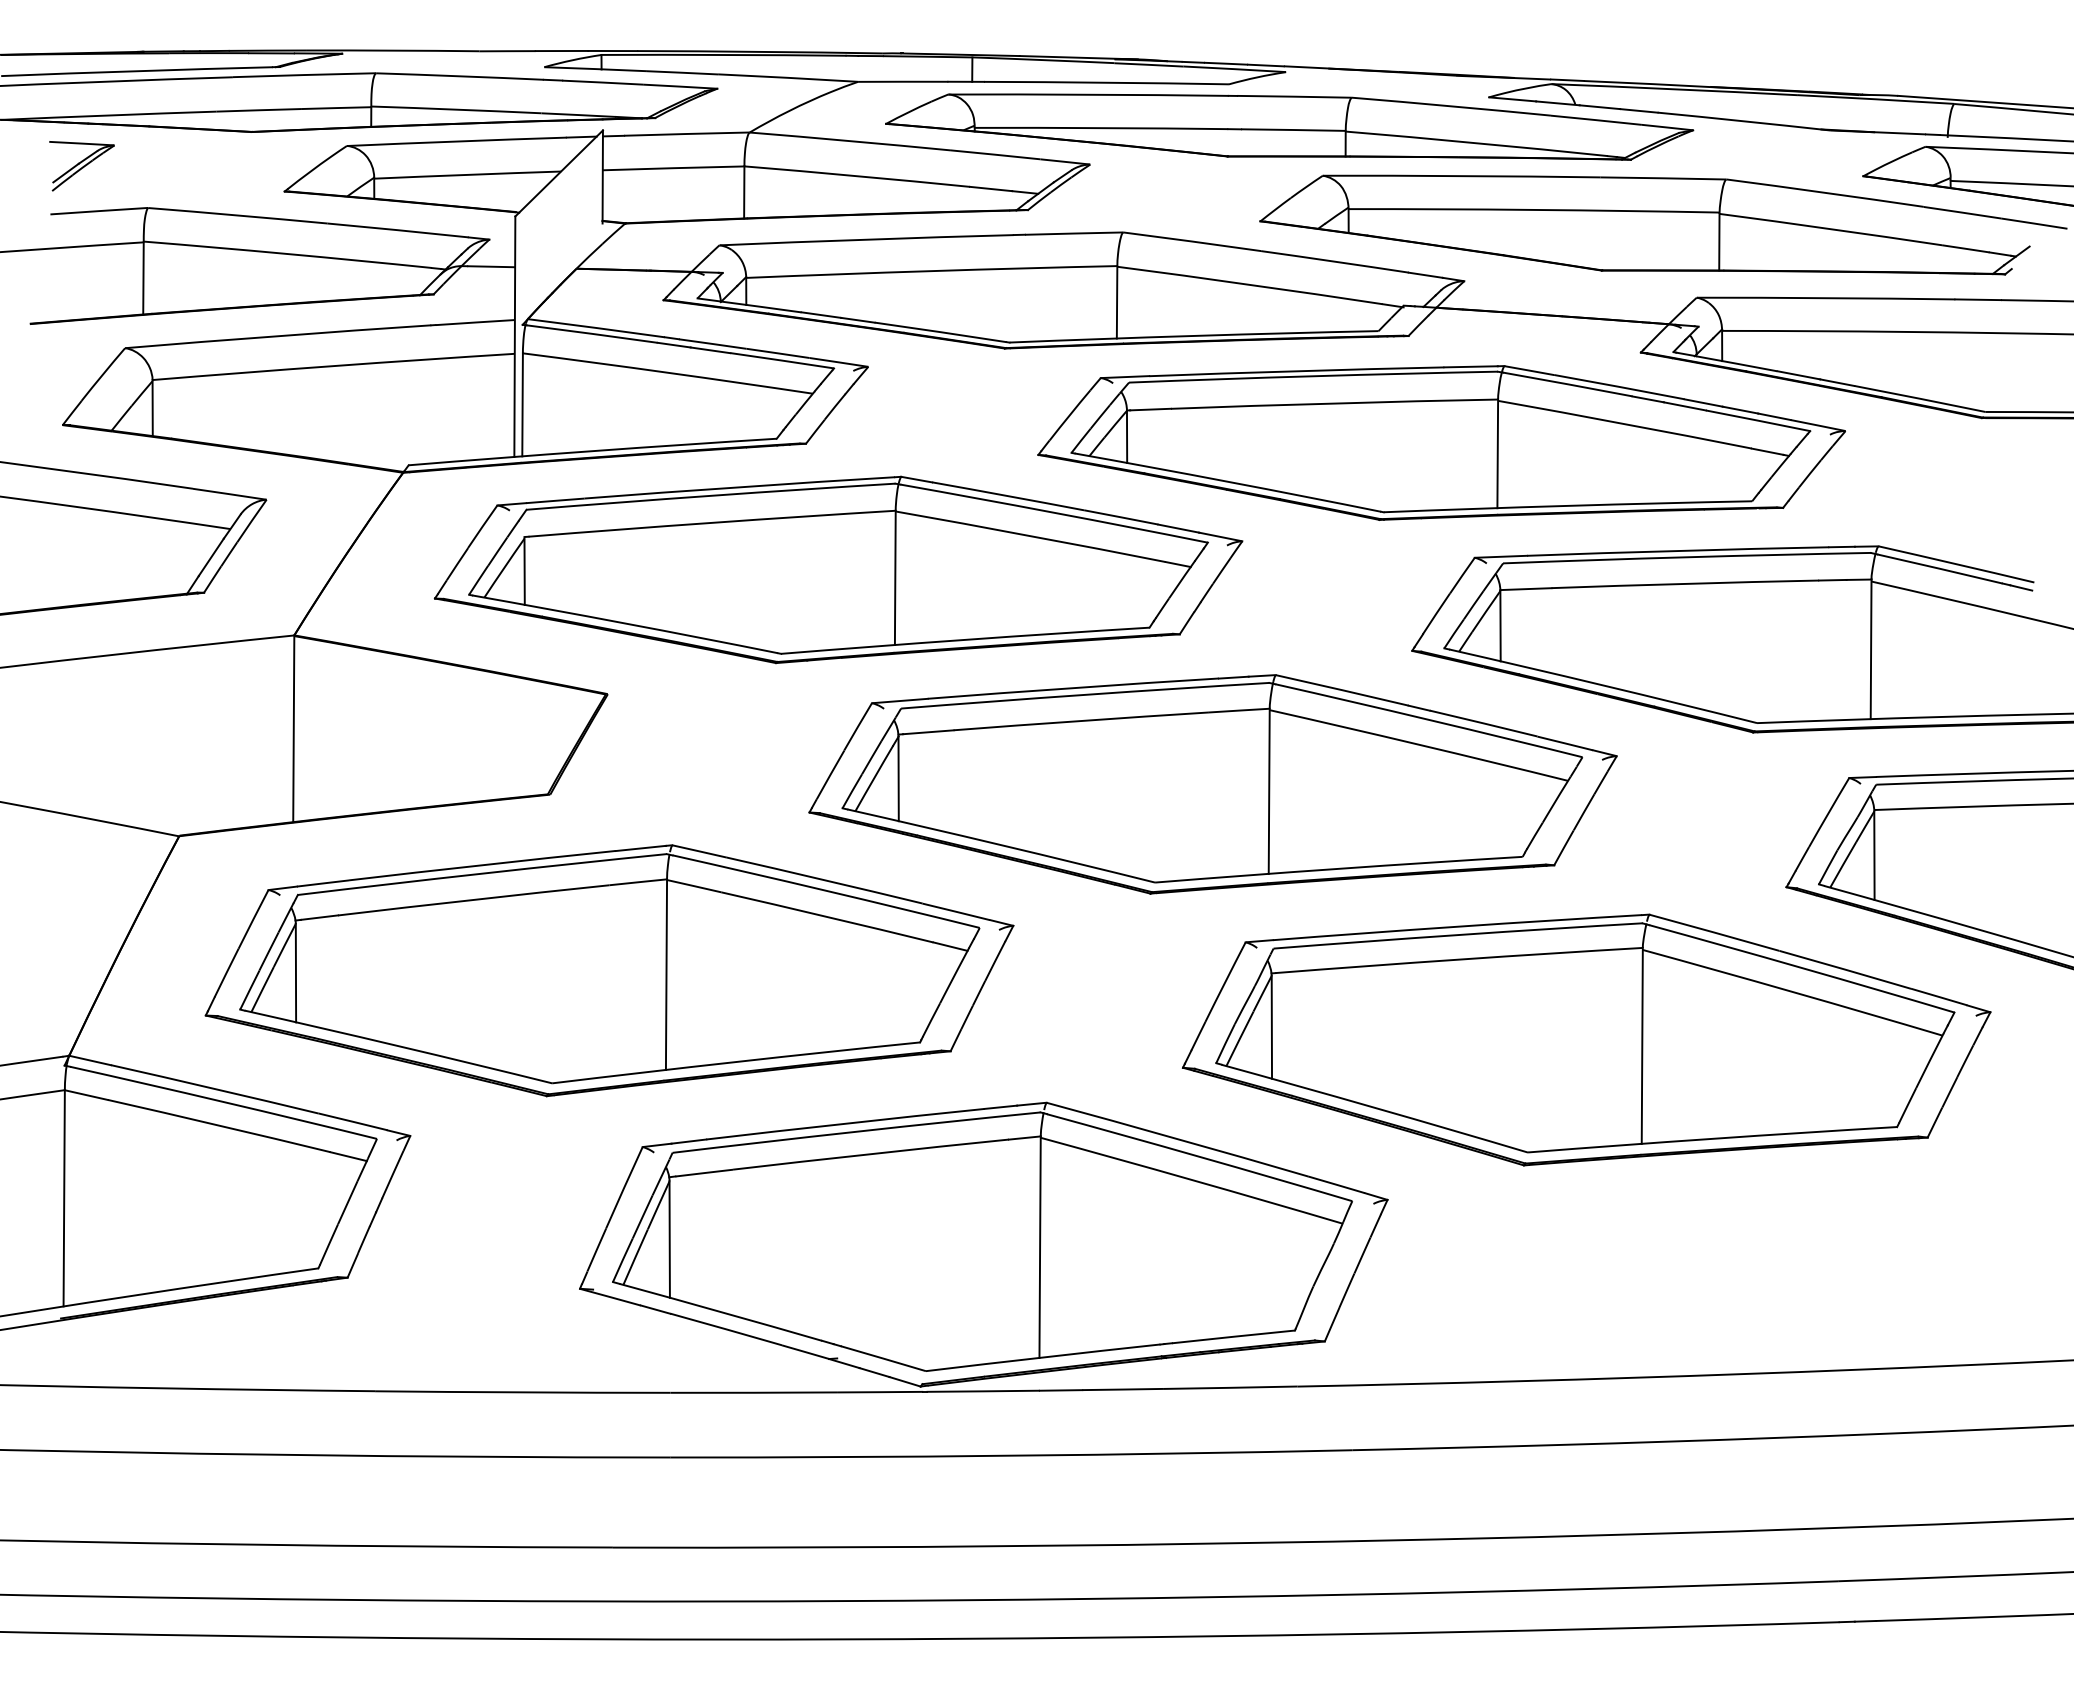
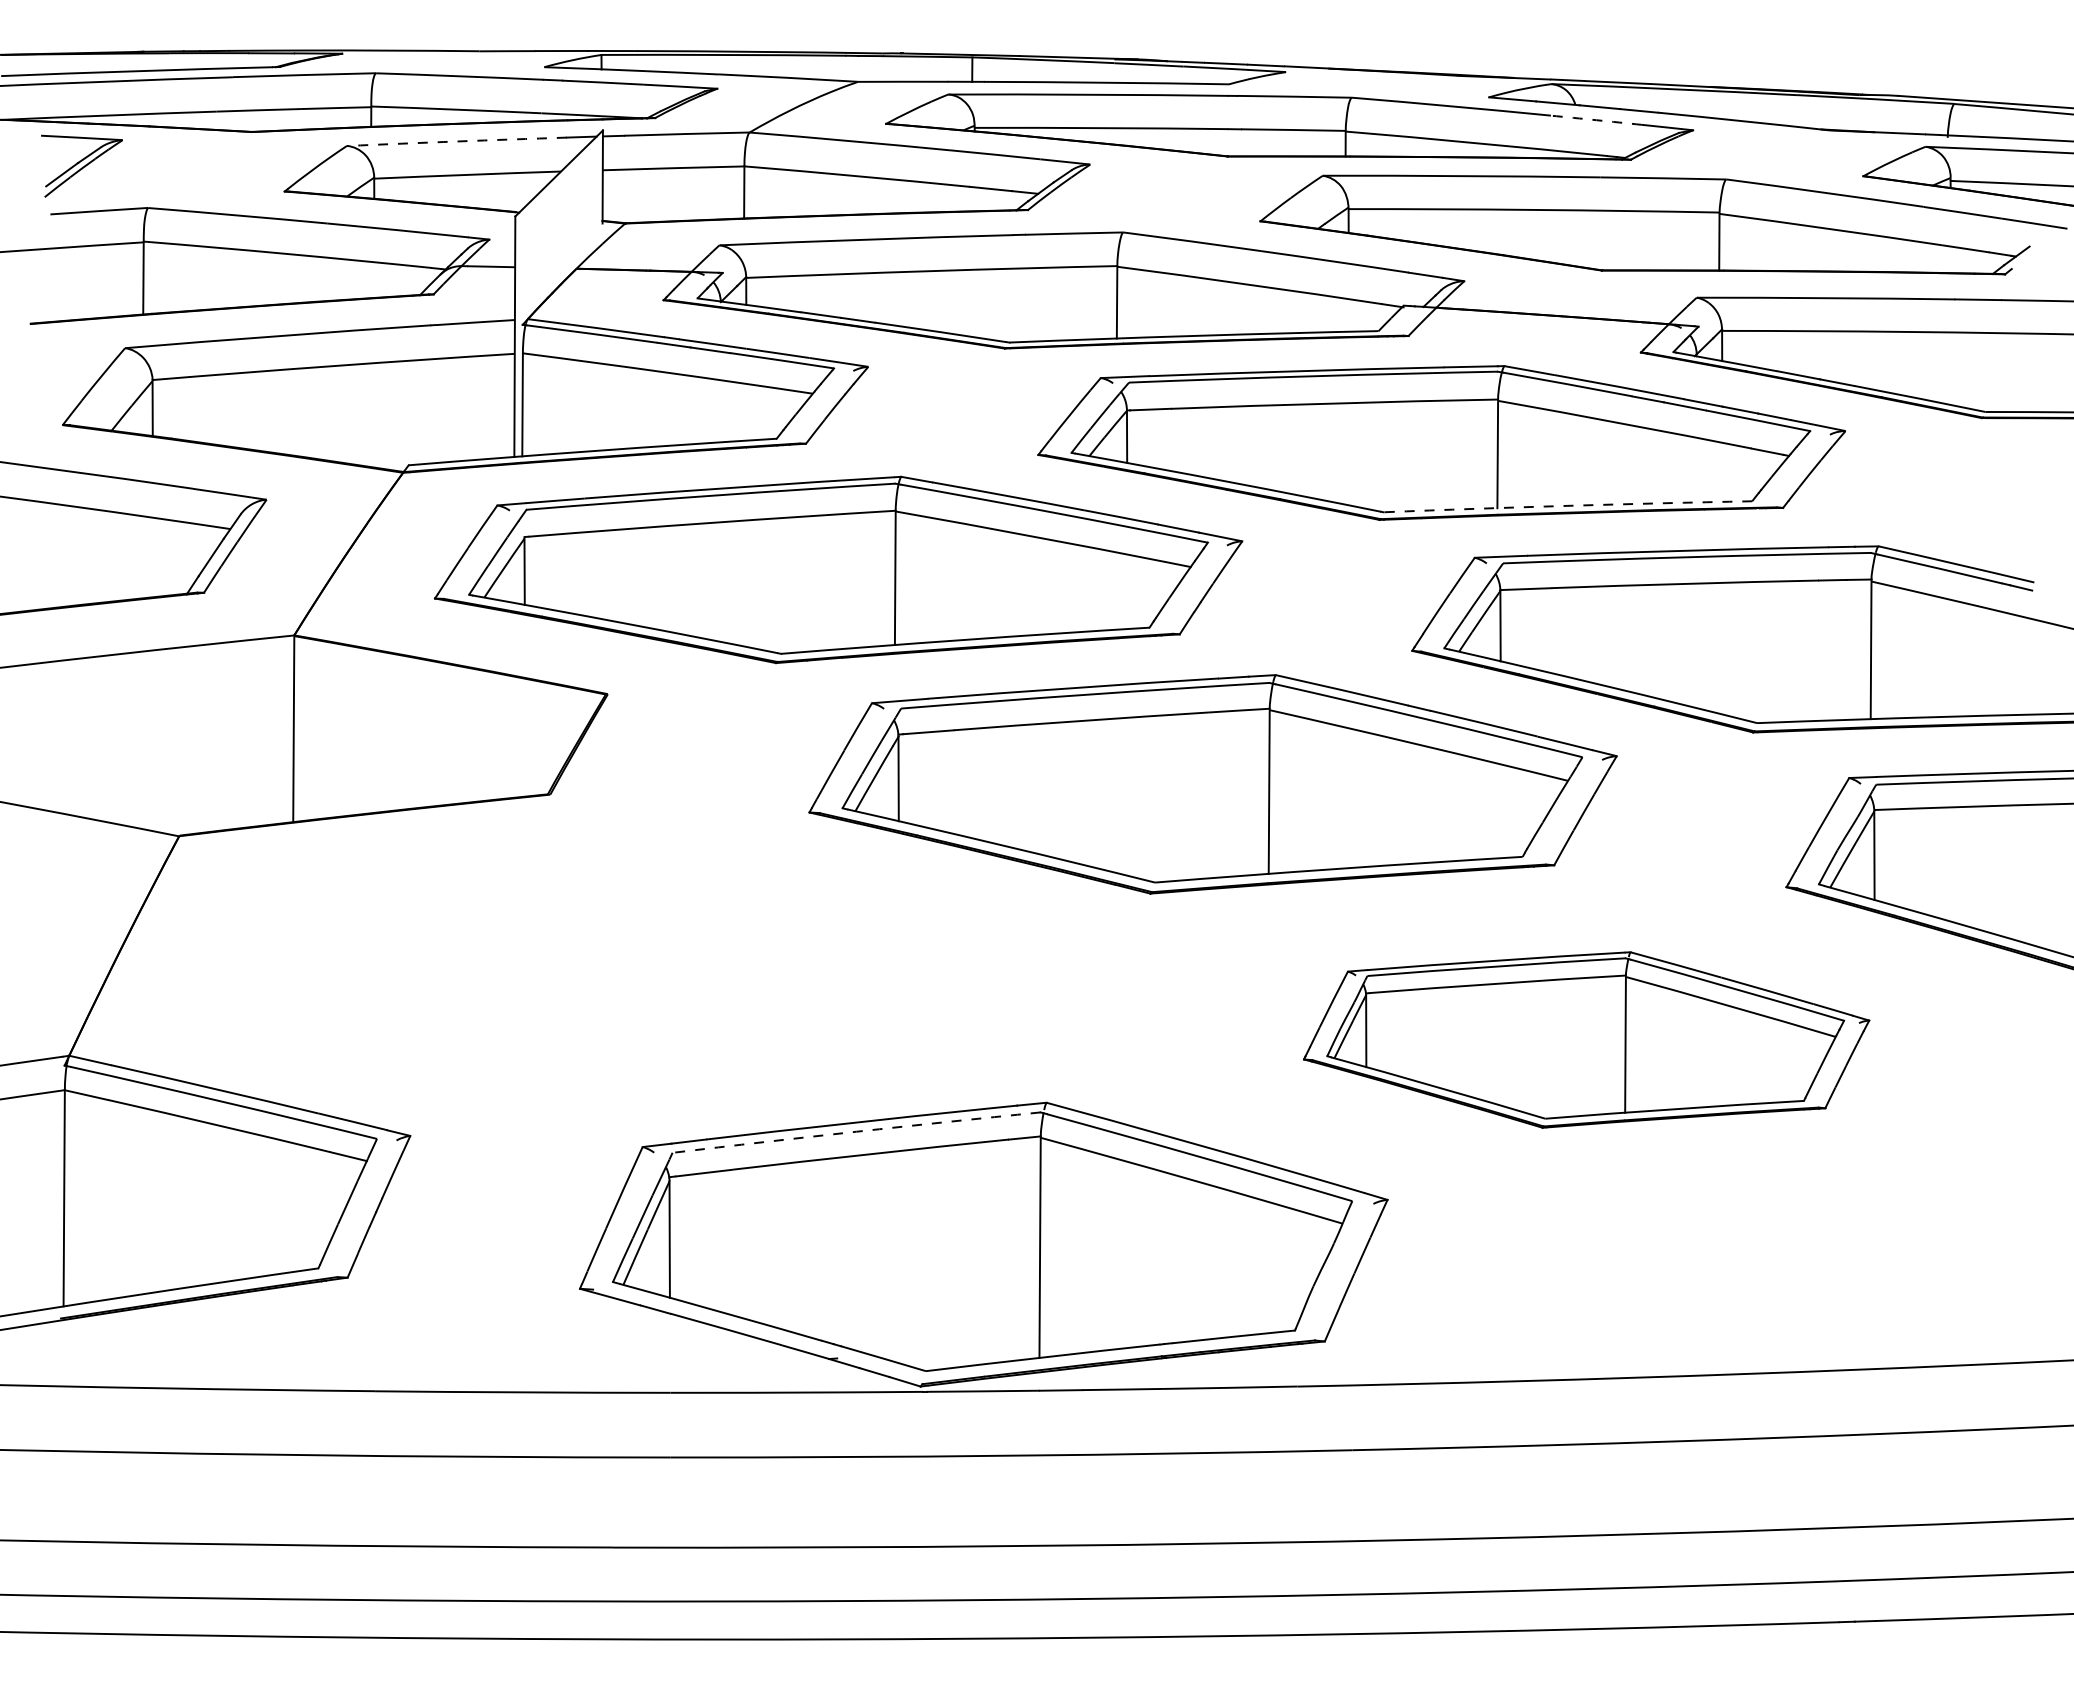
arc: solid -> dashed (1596, 120)
arc: solid -> dashed (456, 141)
part size: 66x51 px -> 82x64 px (81, 165)
arc: solid -> dashed (1567, 505)
part: present -> none (609, 970)
part size: 811x254 px -> 568x178 px (1586, 1039)
arc: solid -> dashed (856, 1131)
